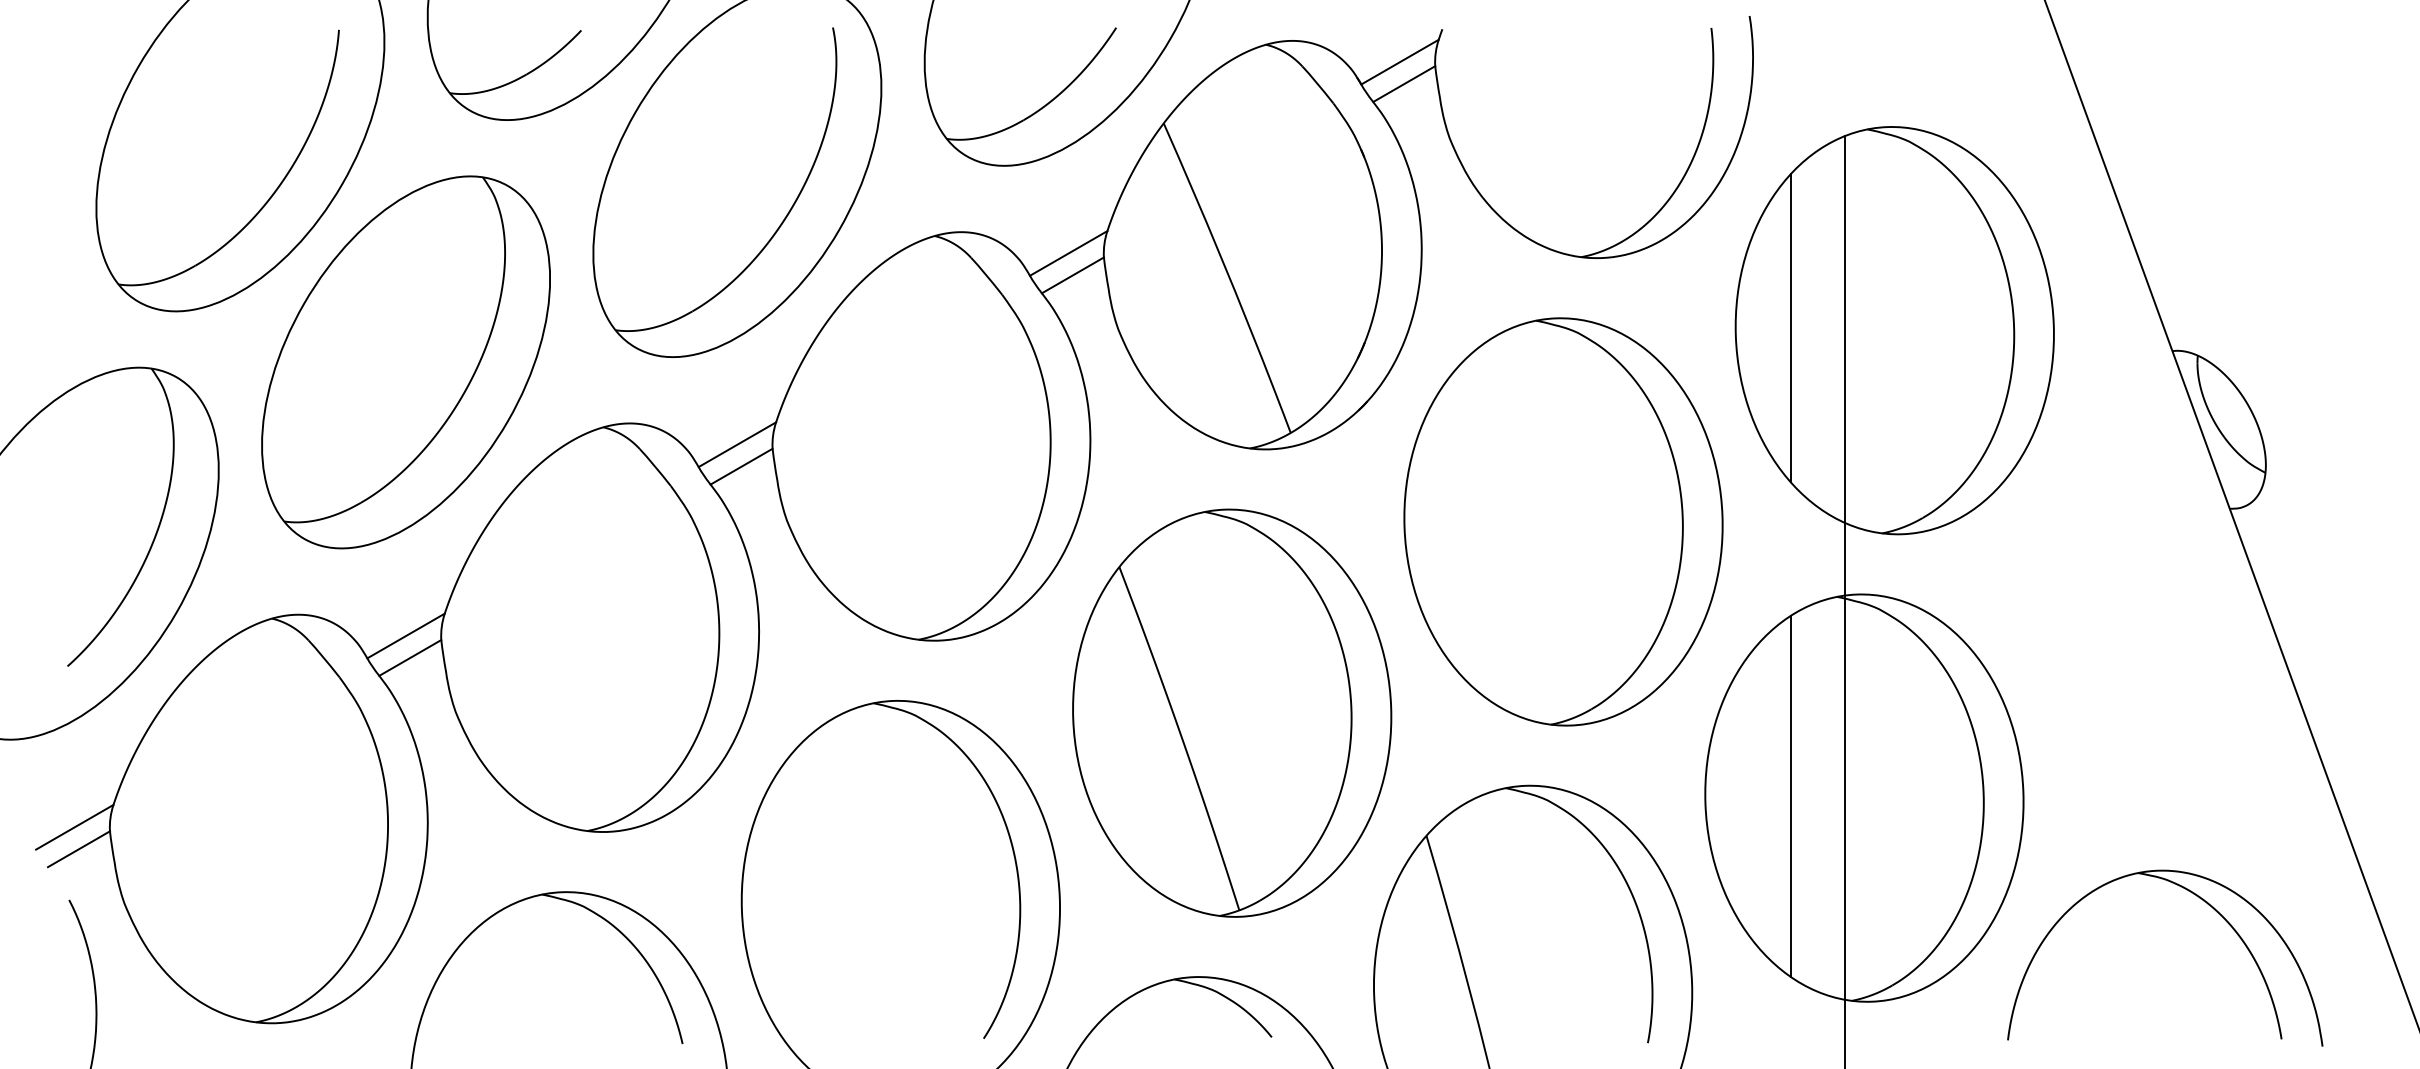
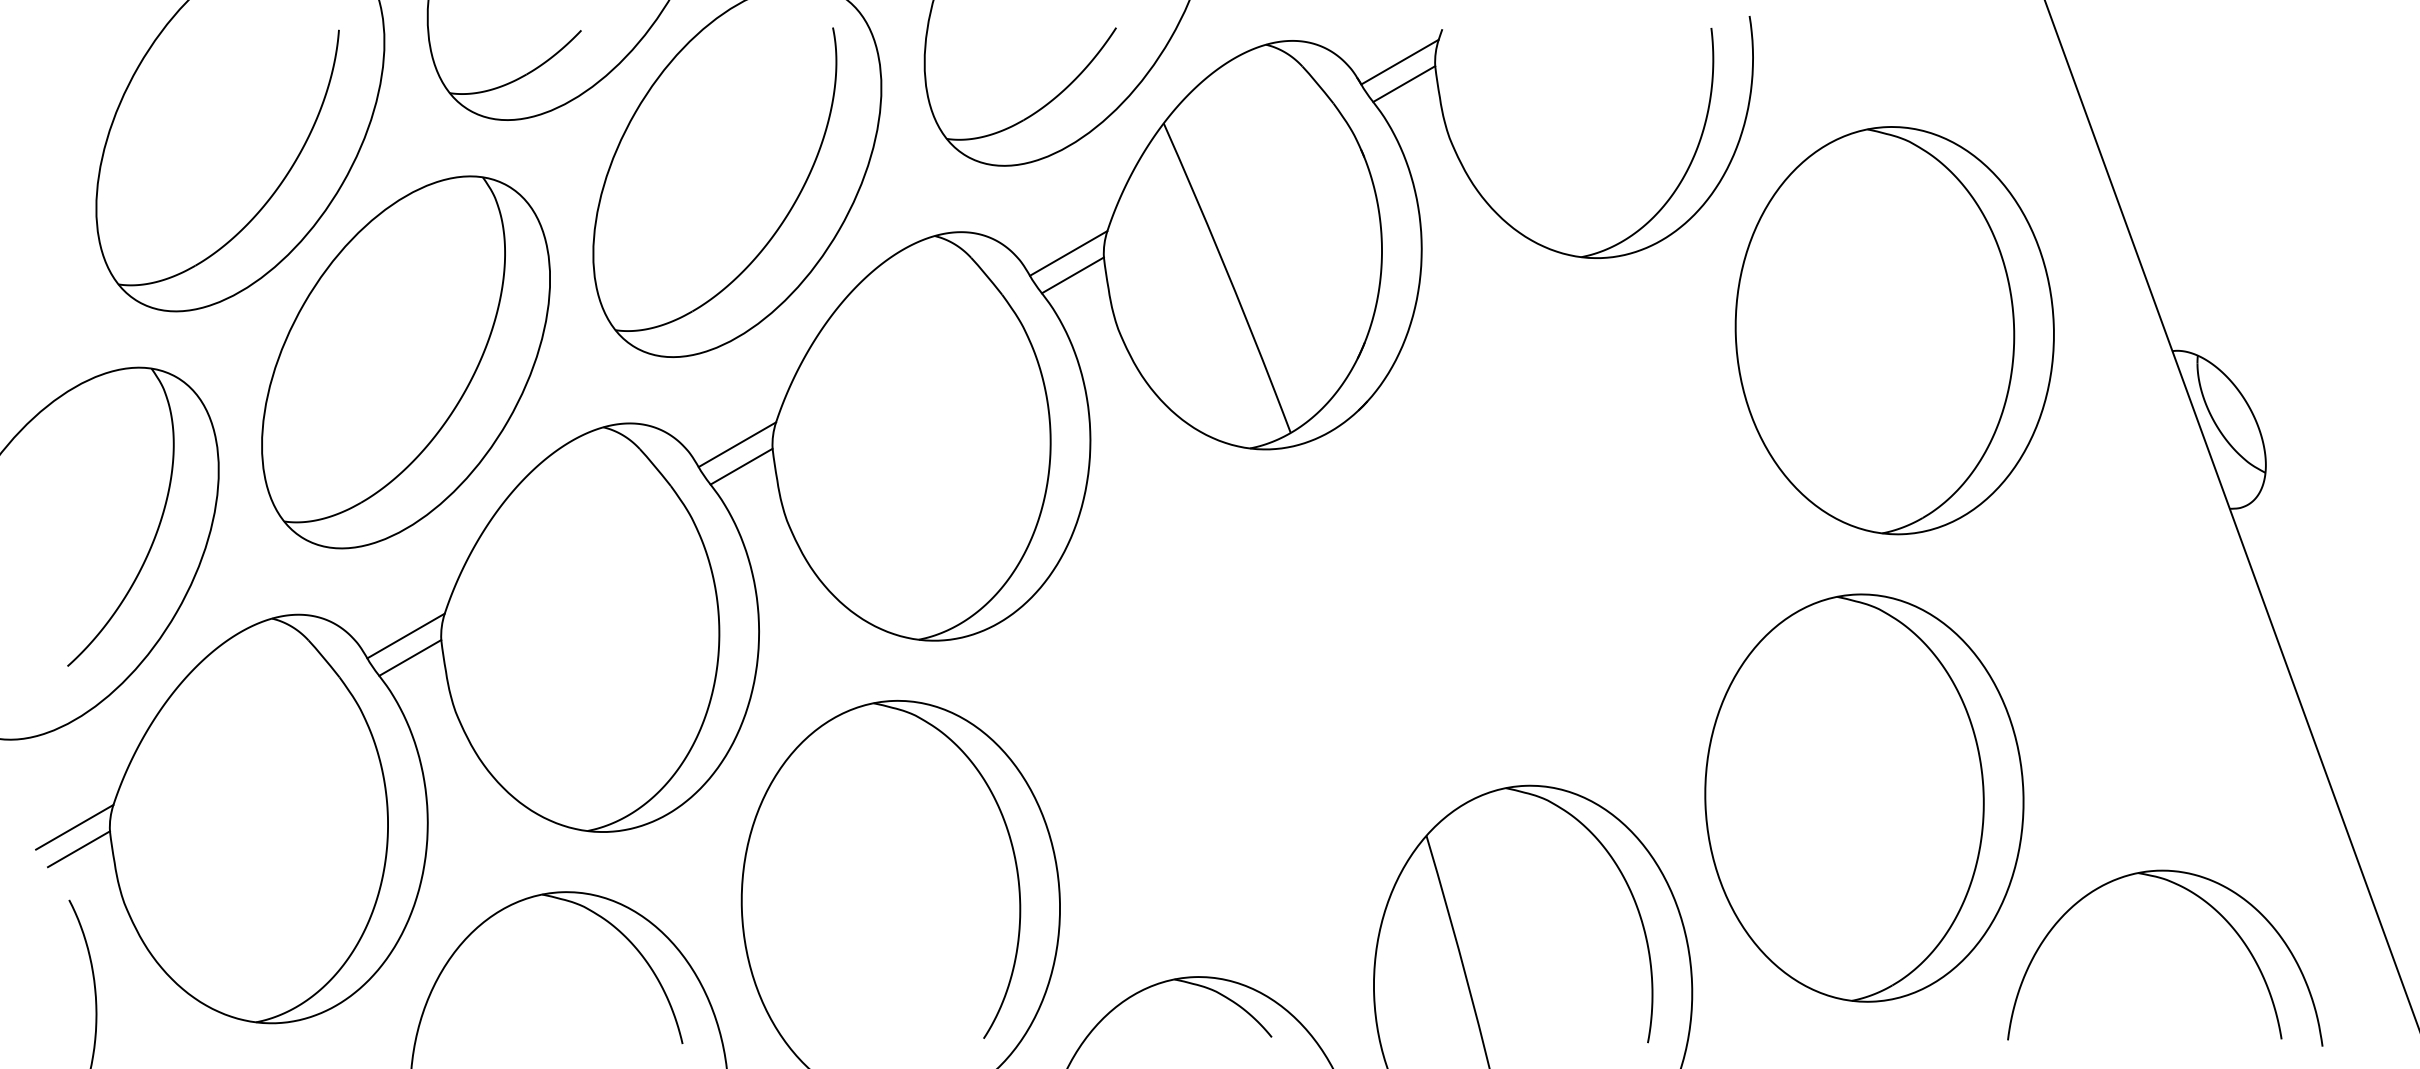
line: present -> none (1790, 328)
part: present -> none (1563, 521)
line: present -> none (1844, 600)
part: present -> none (1232, 712)
line: present -> none (1790, 796)
